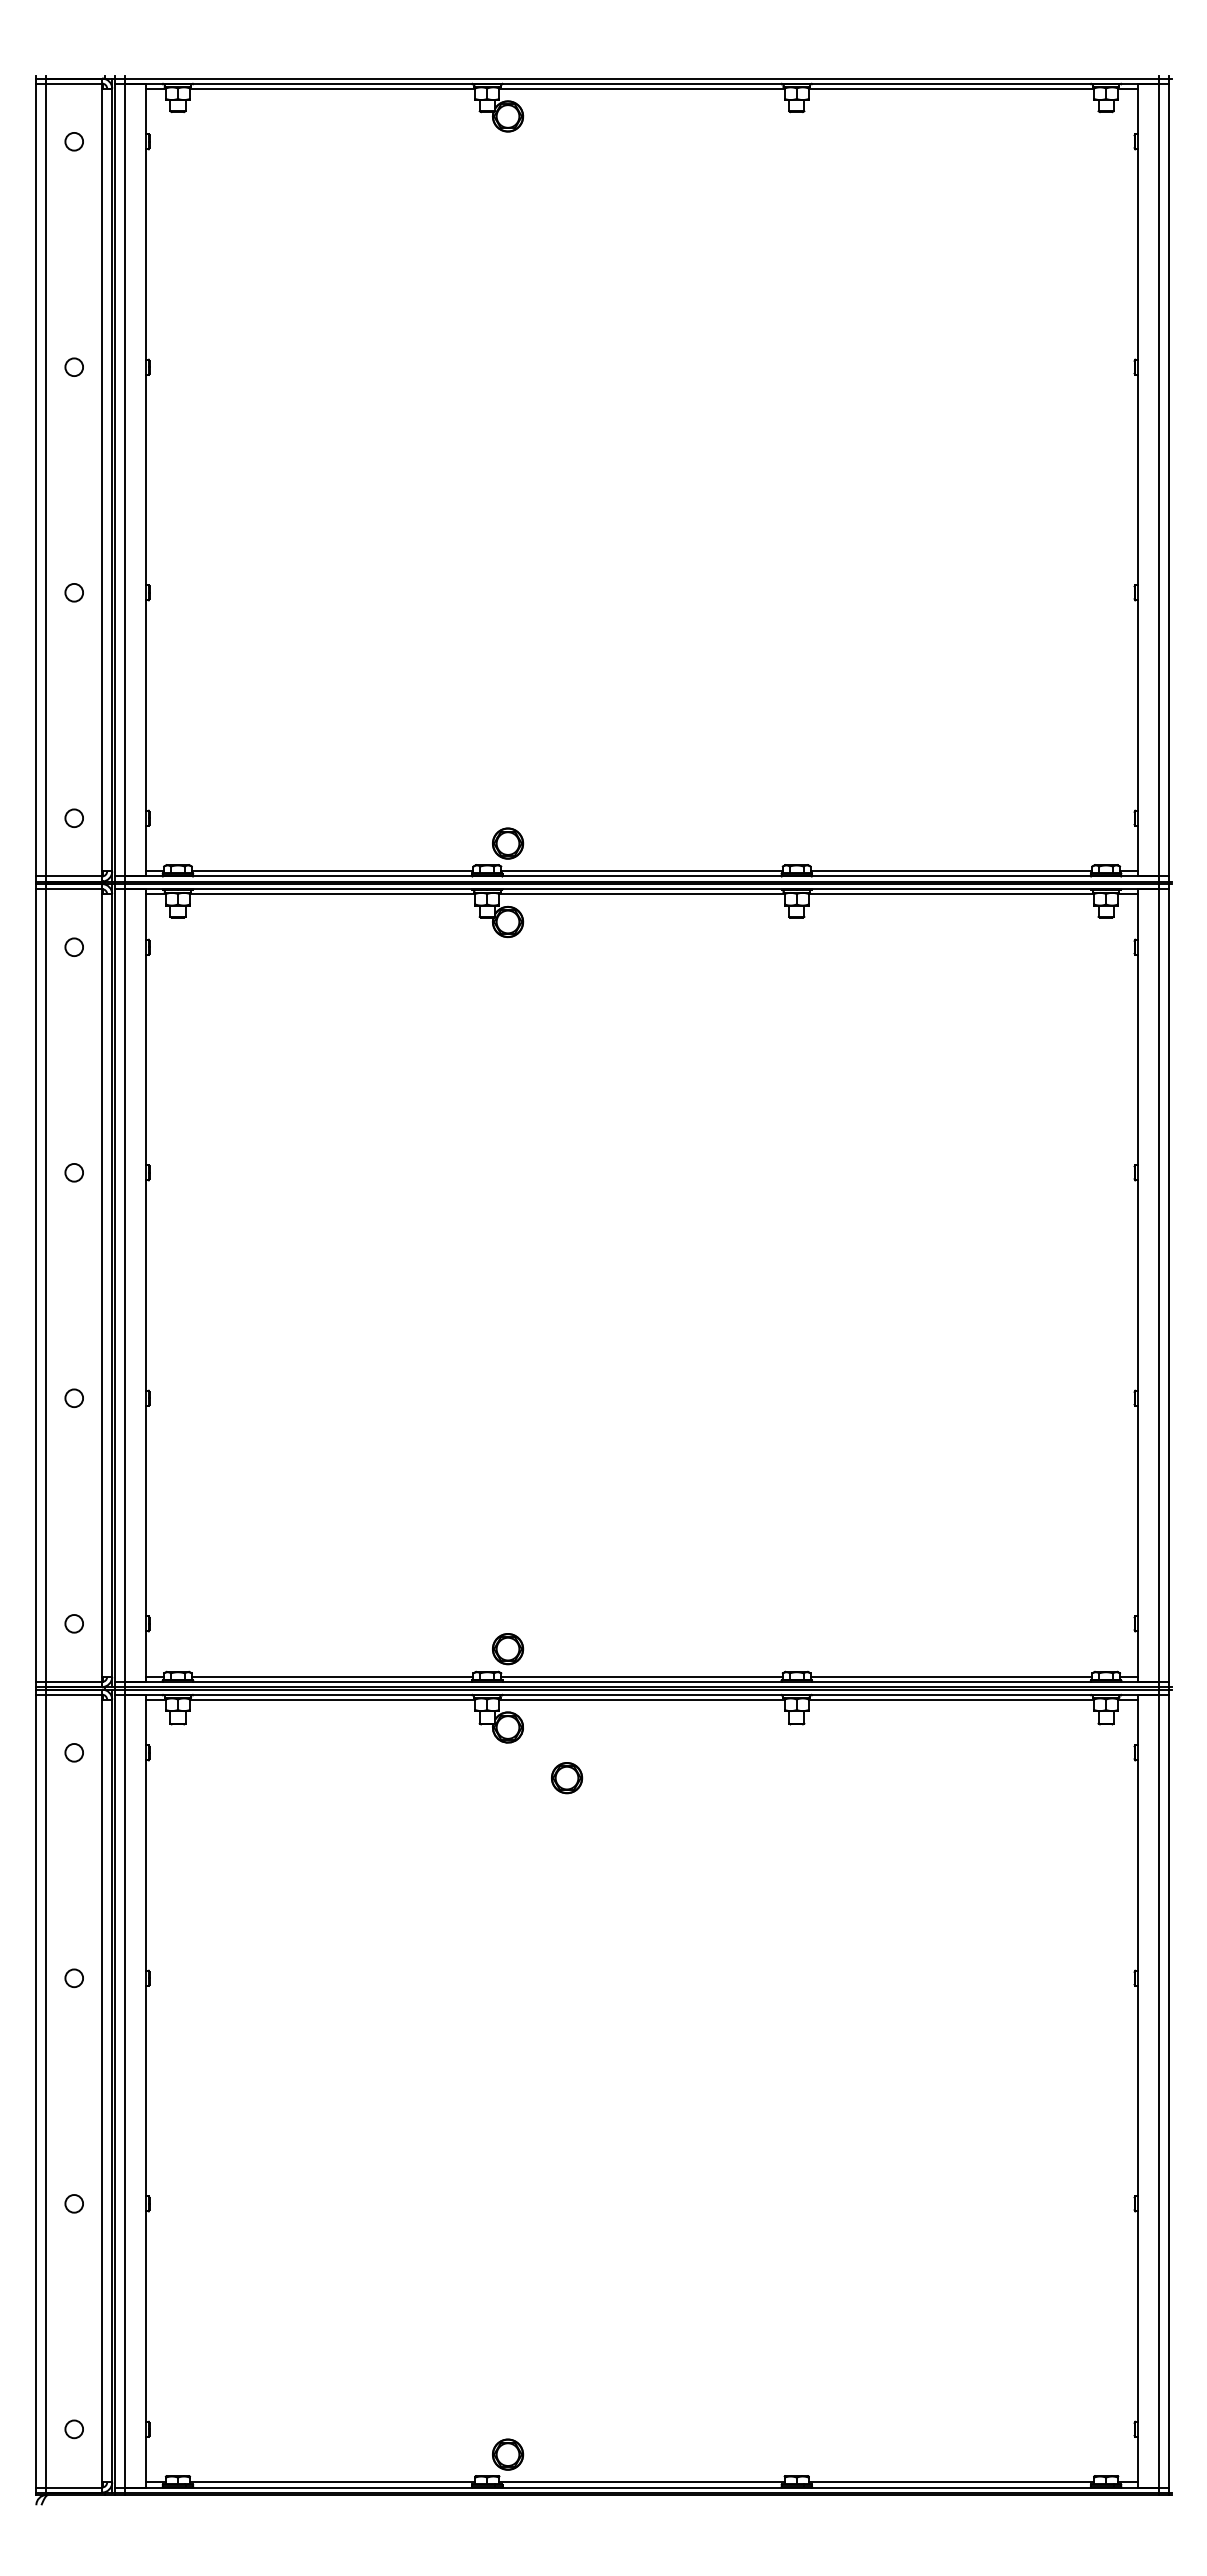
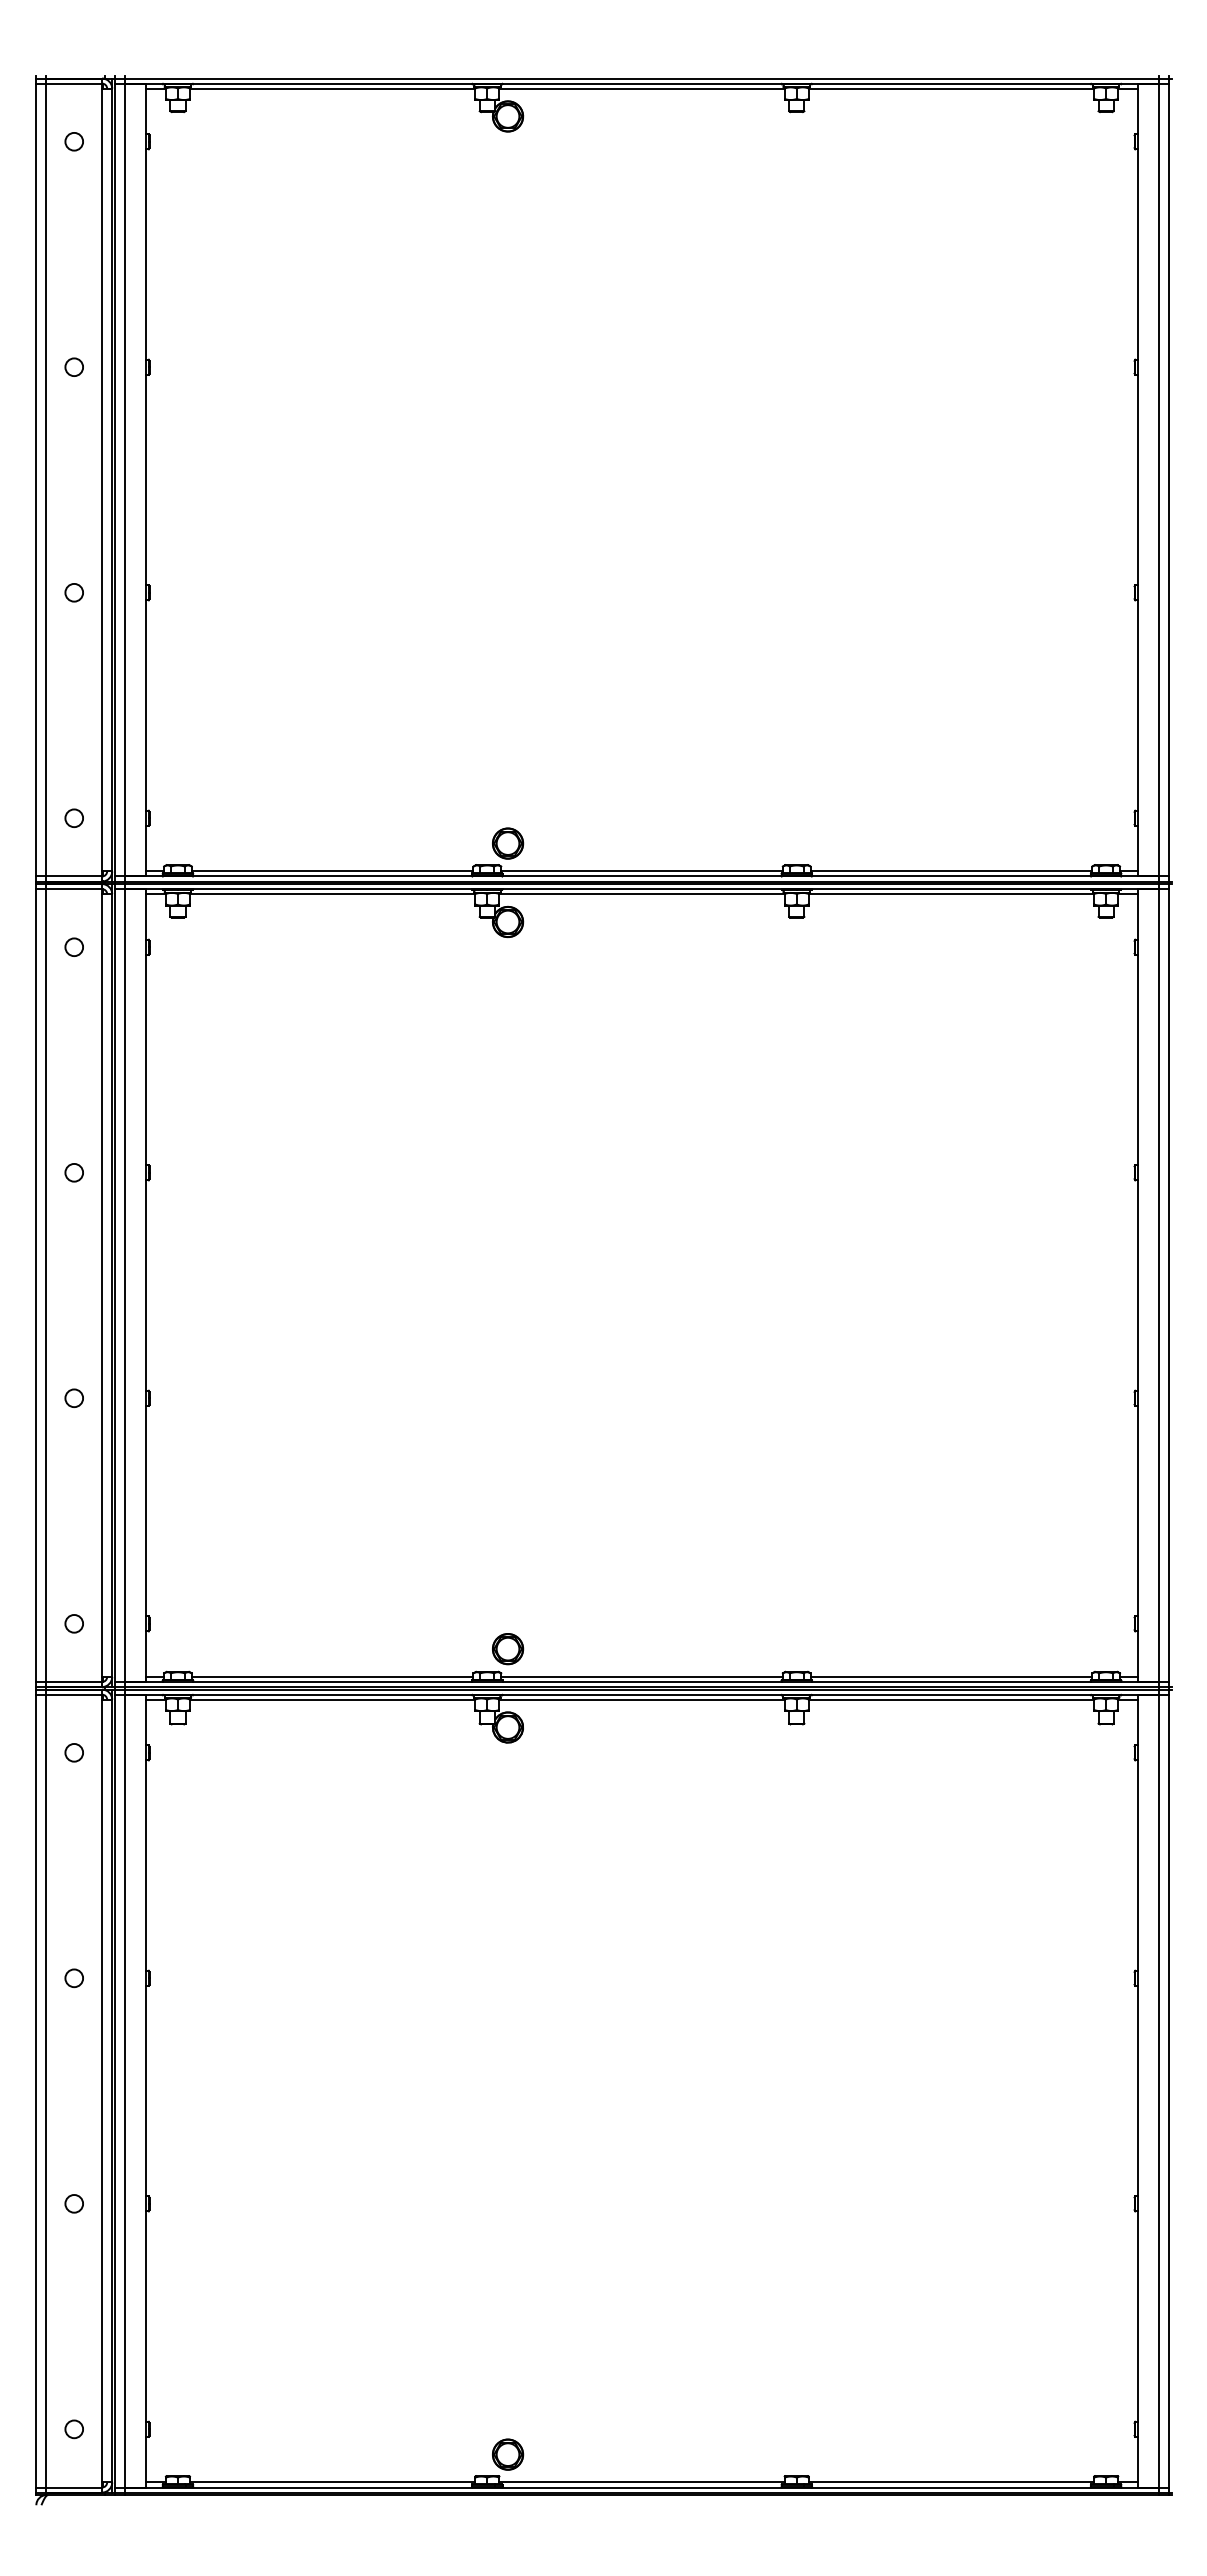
part: present -> none (567, 1778)
